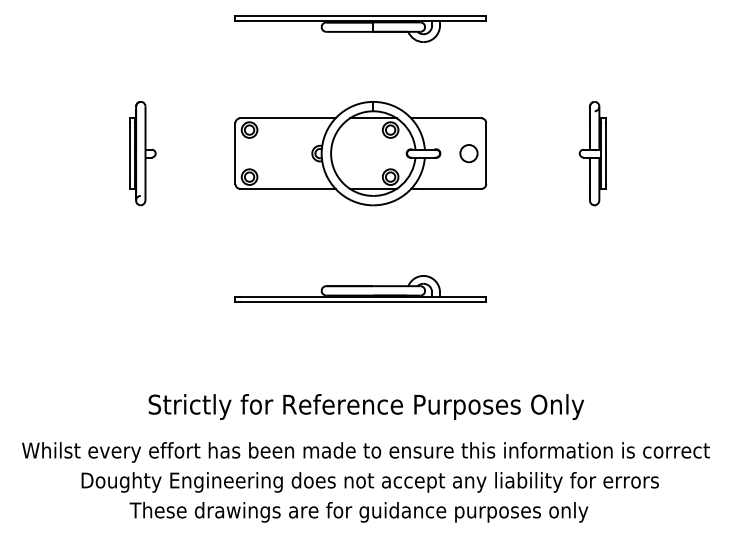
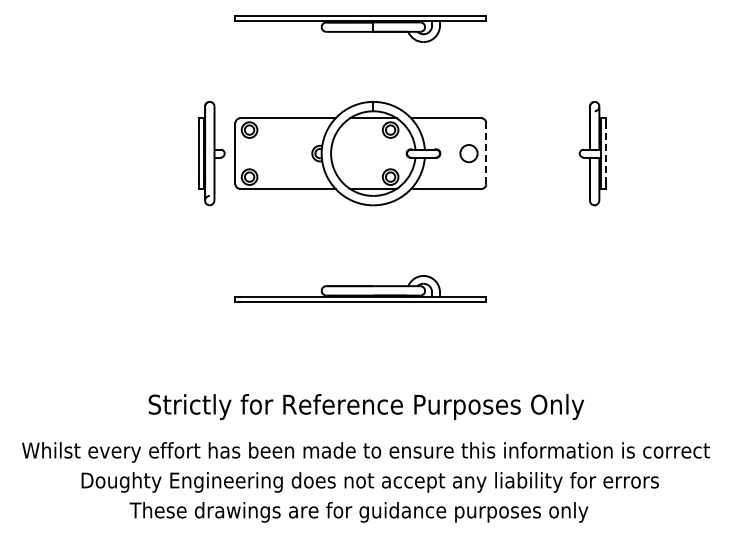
part position: (142, 153) -> (211, 153) (211, 153)
line: solid -> dashed (486, 153)
line: solid -> dashed (605, 153)
